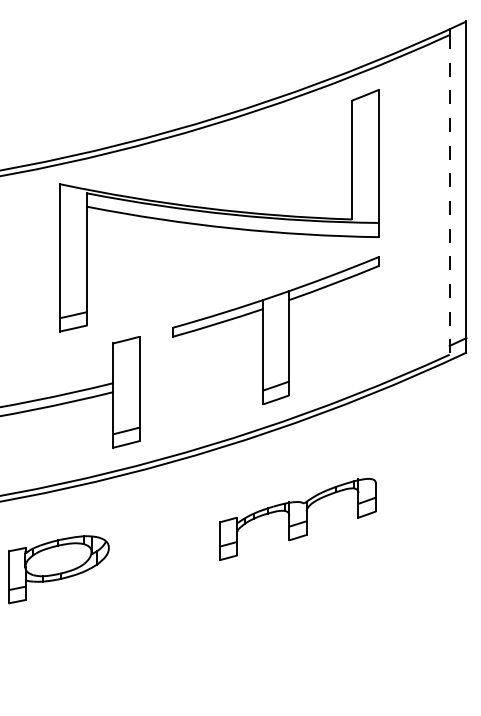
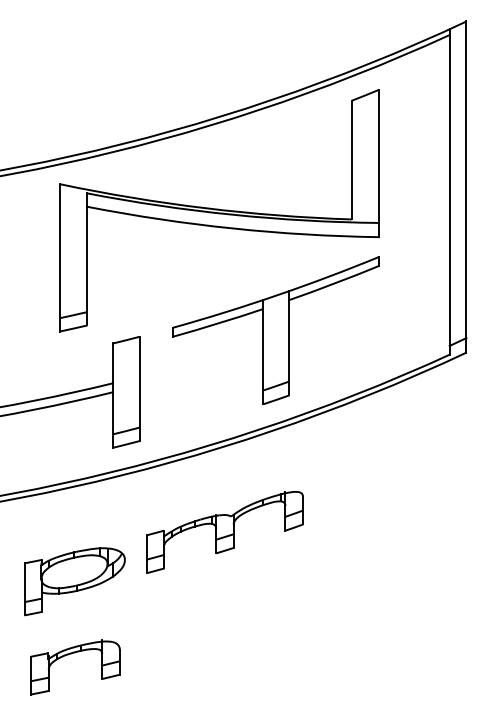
line: dashed -> solid (449, 194)
part position: (297, 519) -> (224, 532) (224, 532)
part position: (58, 569) -> (74, 581) (74, 581)
part: none -> present (71, 654)
